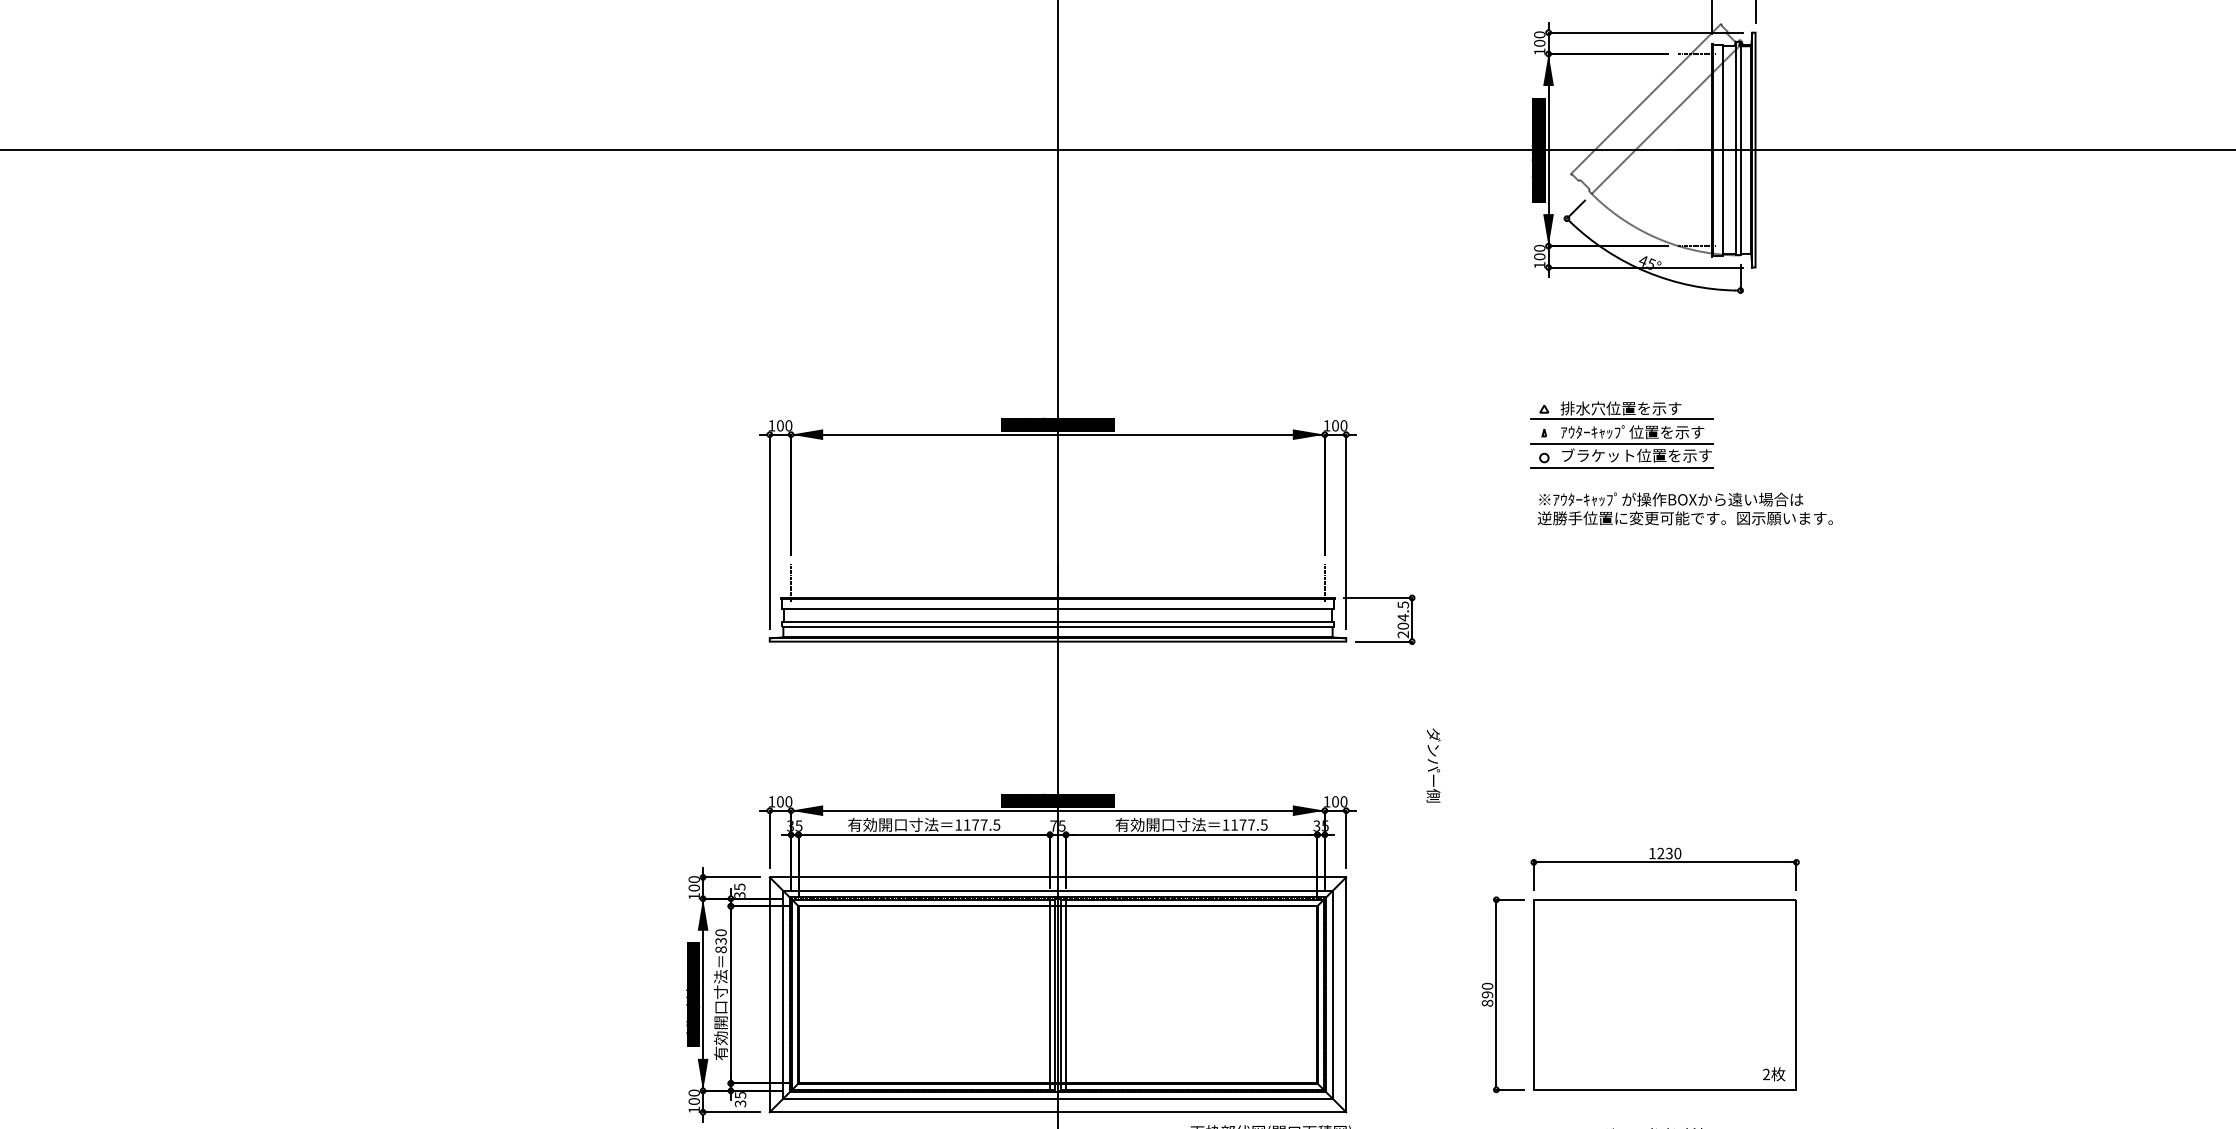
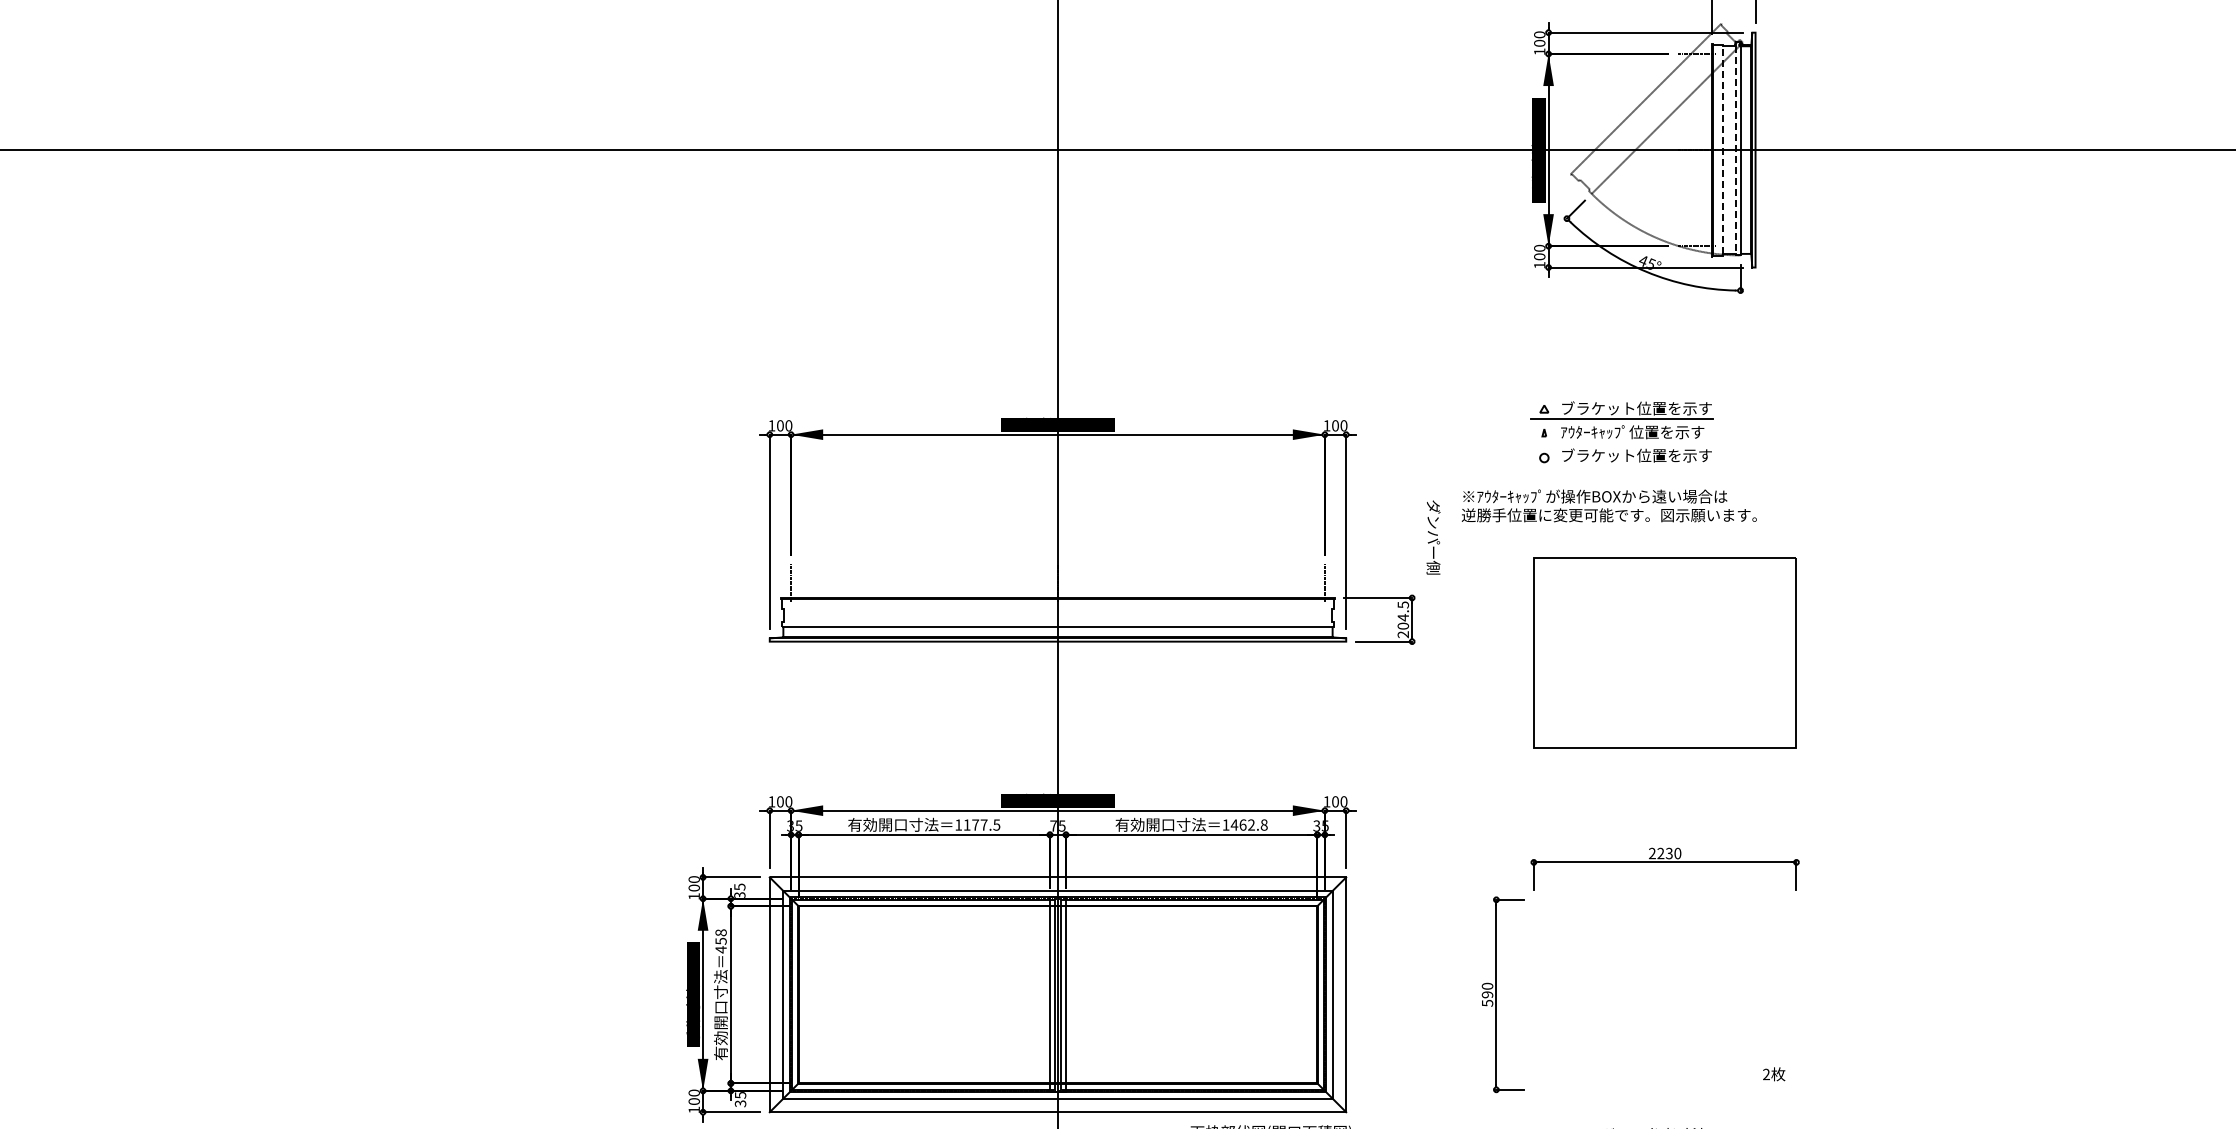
line: solid -> dashed (1722, 150)
line: solid -> dashed (1736, 150)
text: 排水穴位置を示す -> ブラケット位置を示す (1635, 408)
line: present -> none (1622, 443)
line: present -> none (1622, 467)
text position: (1684, 508) -> (1608, 505) (1608, 505)
line: present -> none (1057, 608)
line: present -> none (1057, 622)
text position: (1433, 765) -> (1433, 537) (1433, 537)
text: 1177.5 -> 1462.8 (1248, 824)
text: 1230 -> 2230 (1652, 853)
text: 830 -> 458 (720, 941)
part position: (1664, 994) -> (1664, 652) (1664, 652)
text: 890 -> 590 (1487, 1002)
